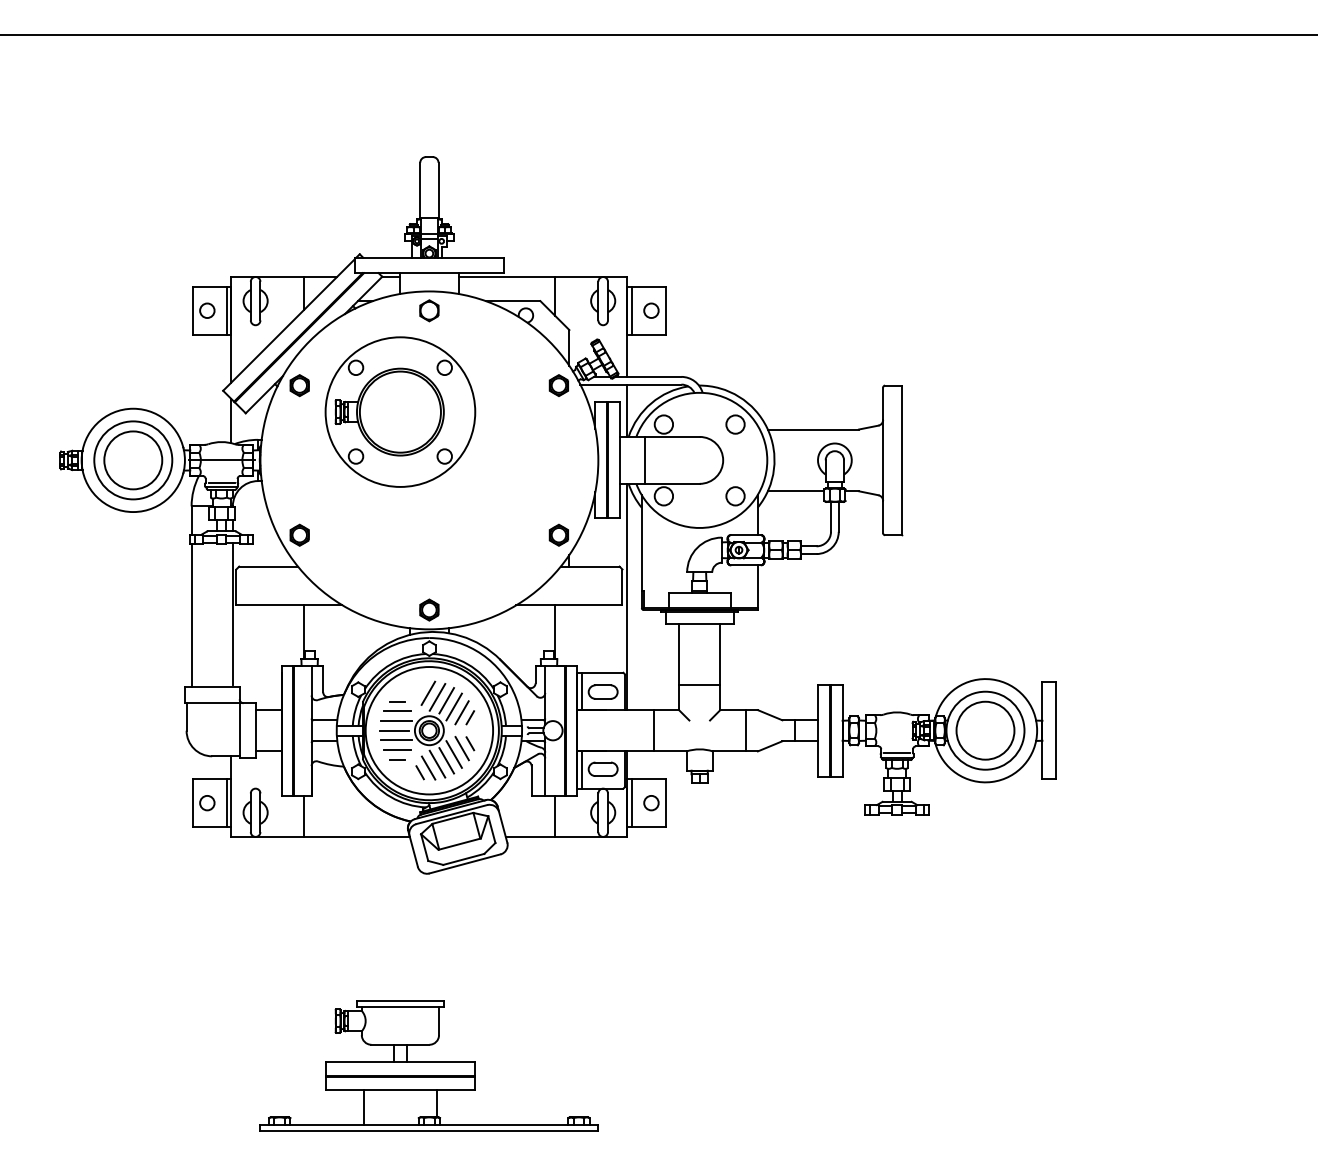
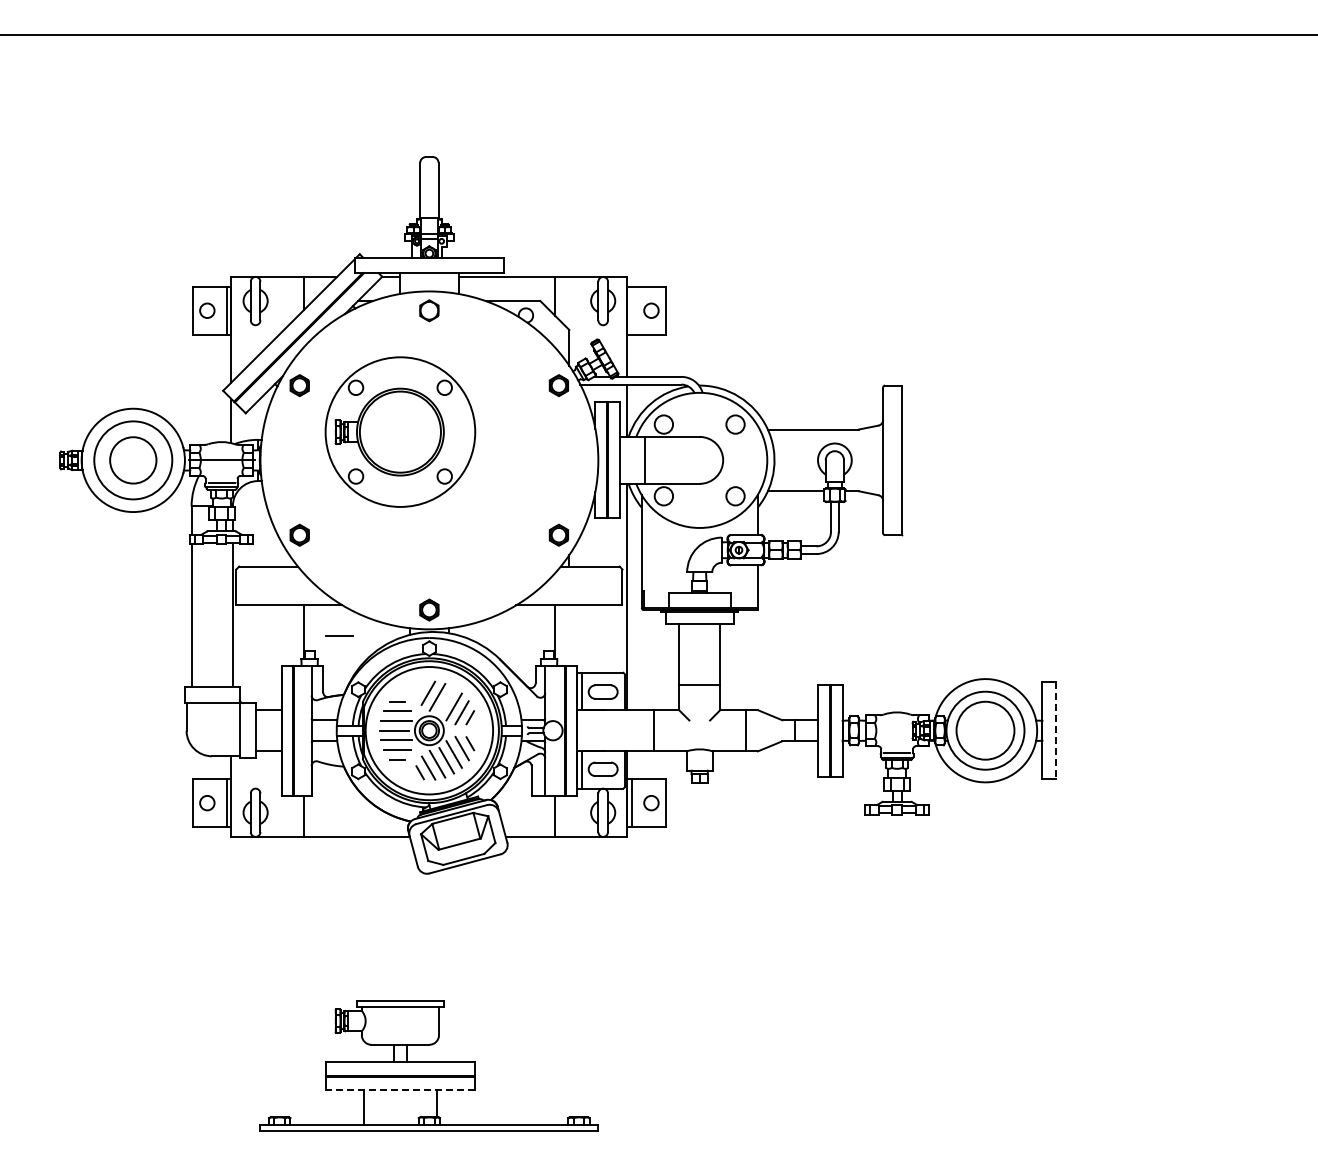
line: present -> none (632, 310)
part position: (400, 411) -> (400, 431) (400, 431)
circle diameter: 58 px -> 46 px (133, 460)
line: none -> present (339, 635)
line: present -> none (446, 700)
line: solid -> dashed (1055, 731)
line: solid -> dashed (400, 1090)
